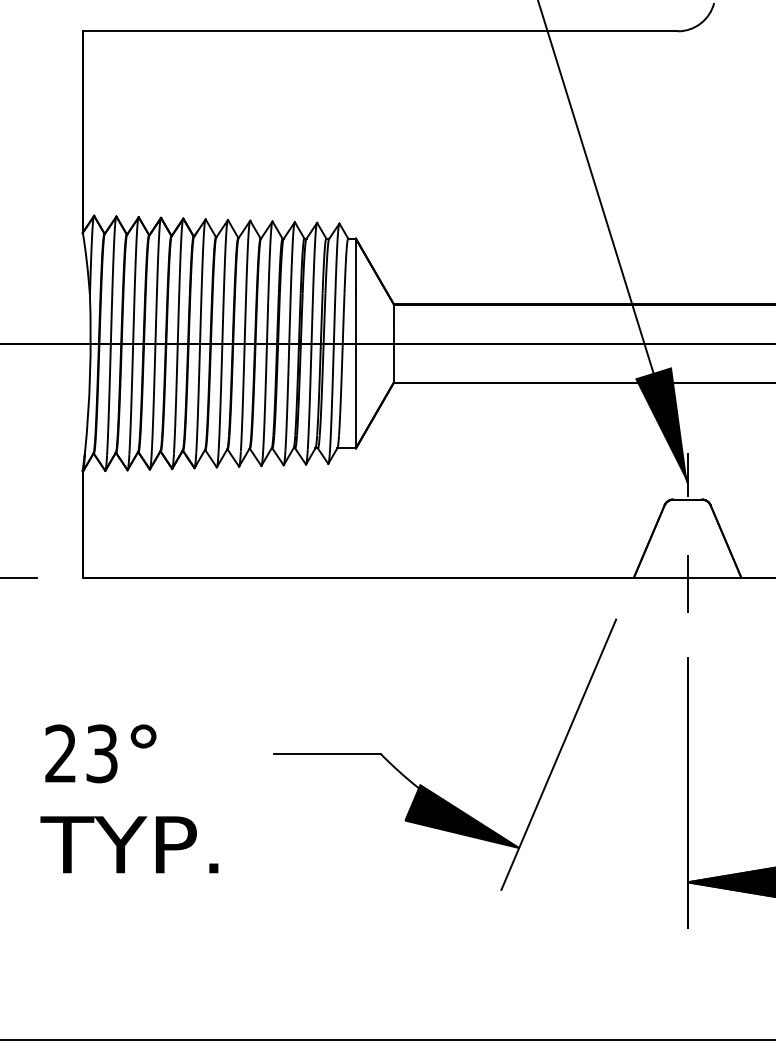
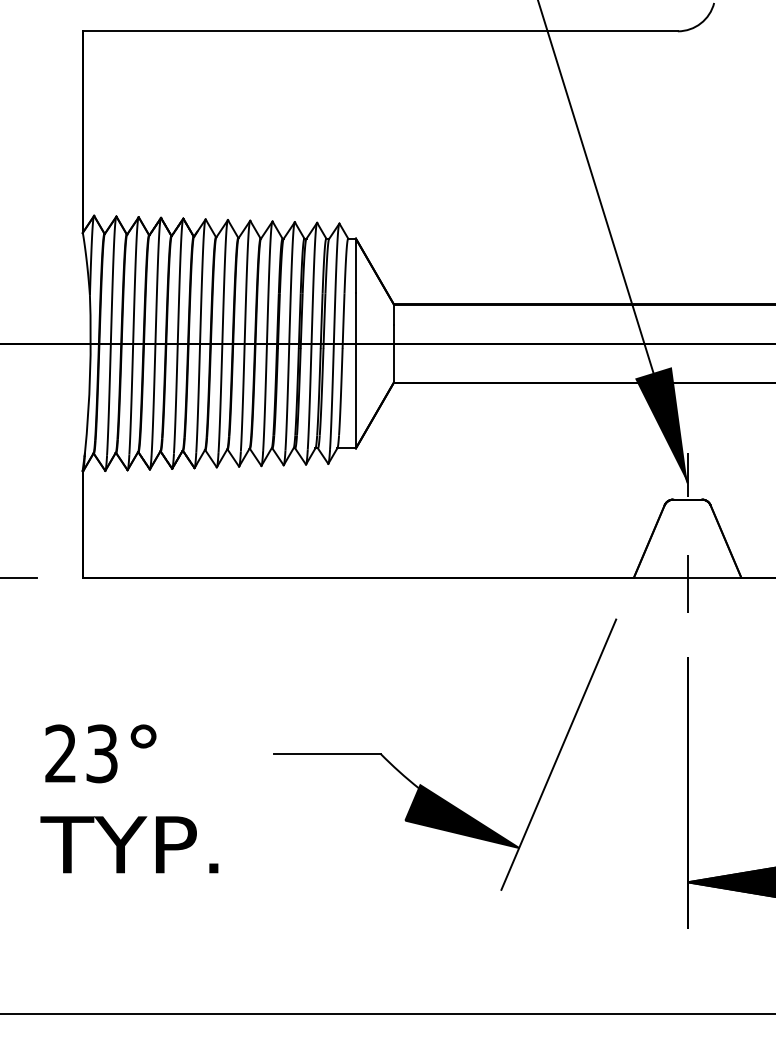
line position: (387, 1039) -> (387, 1013) (387, 1013)
